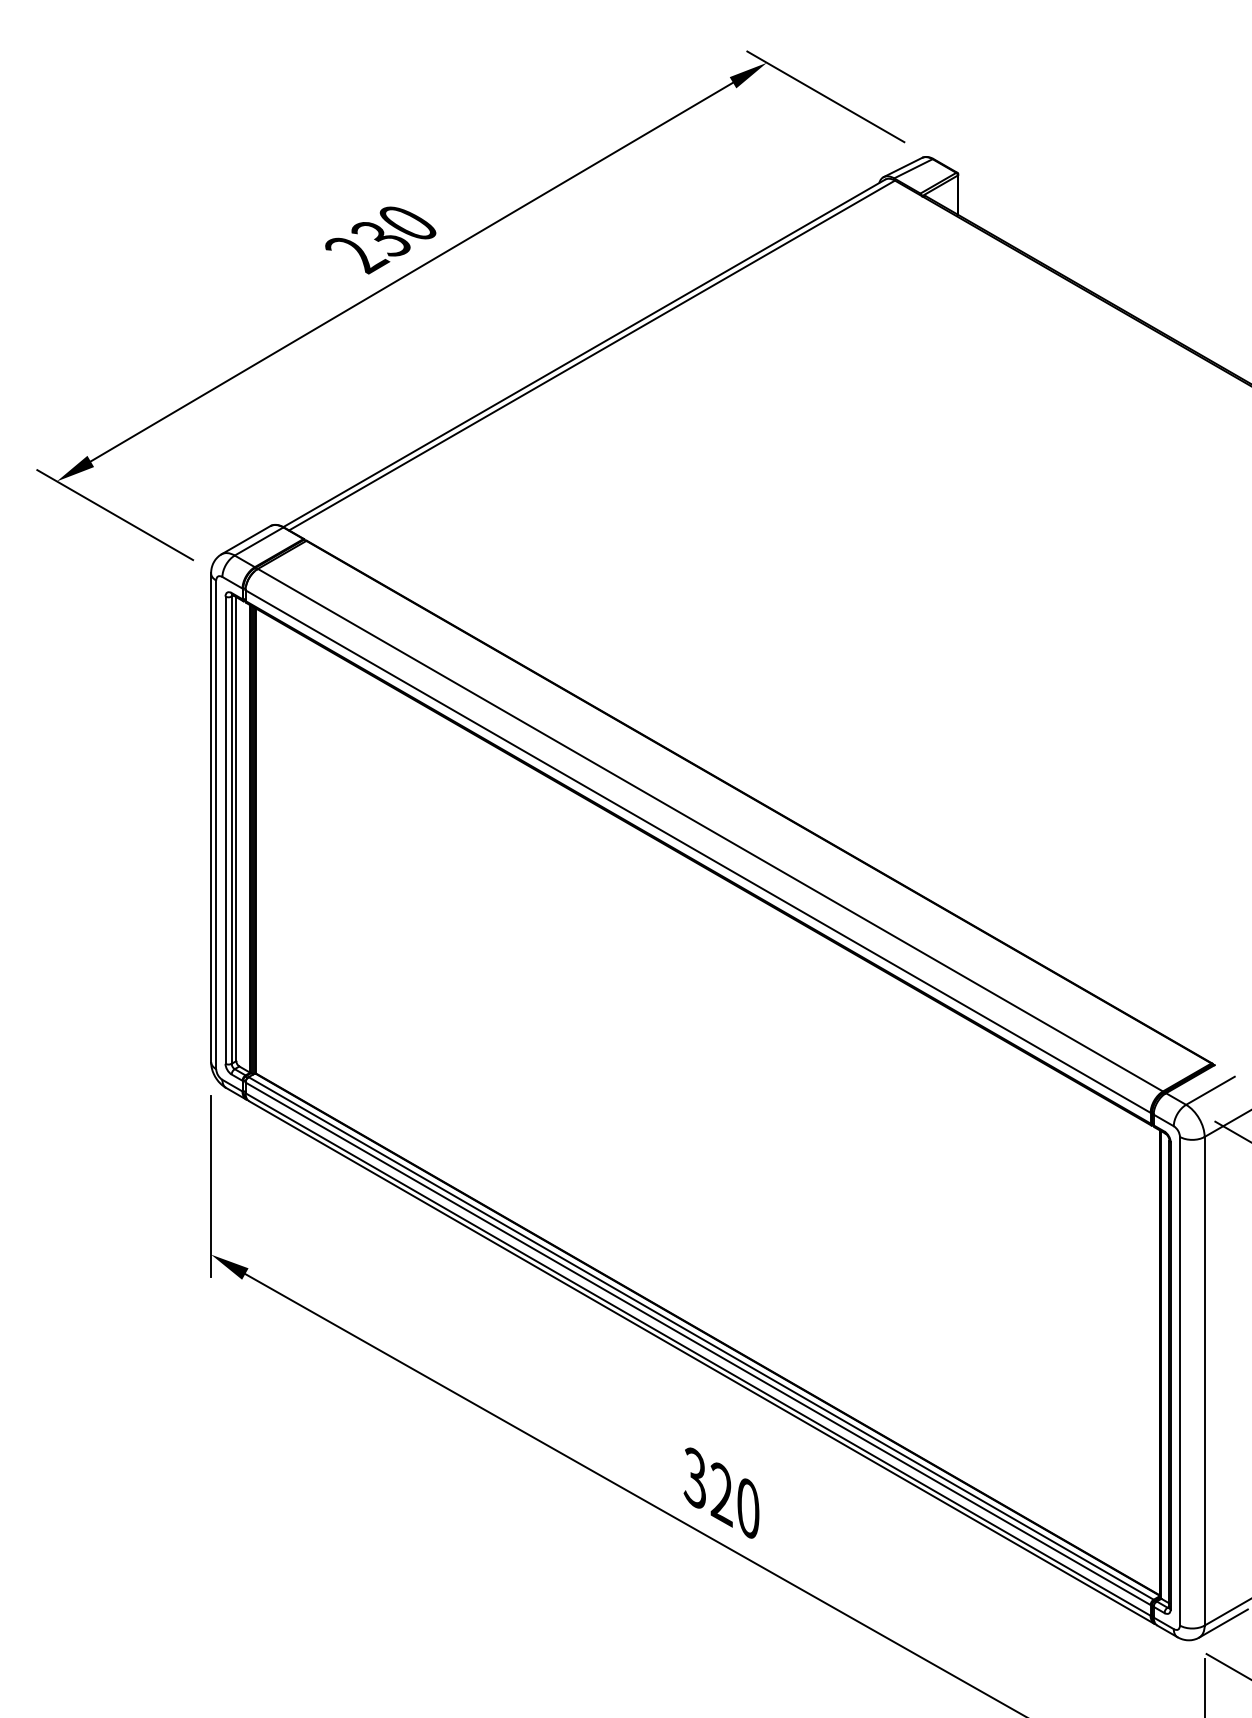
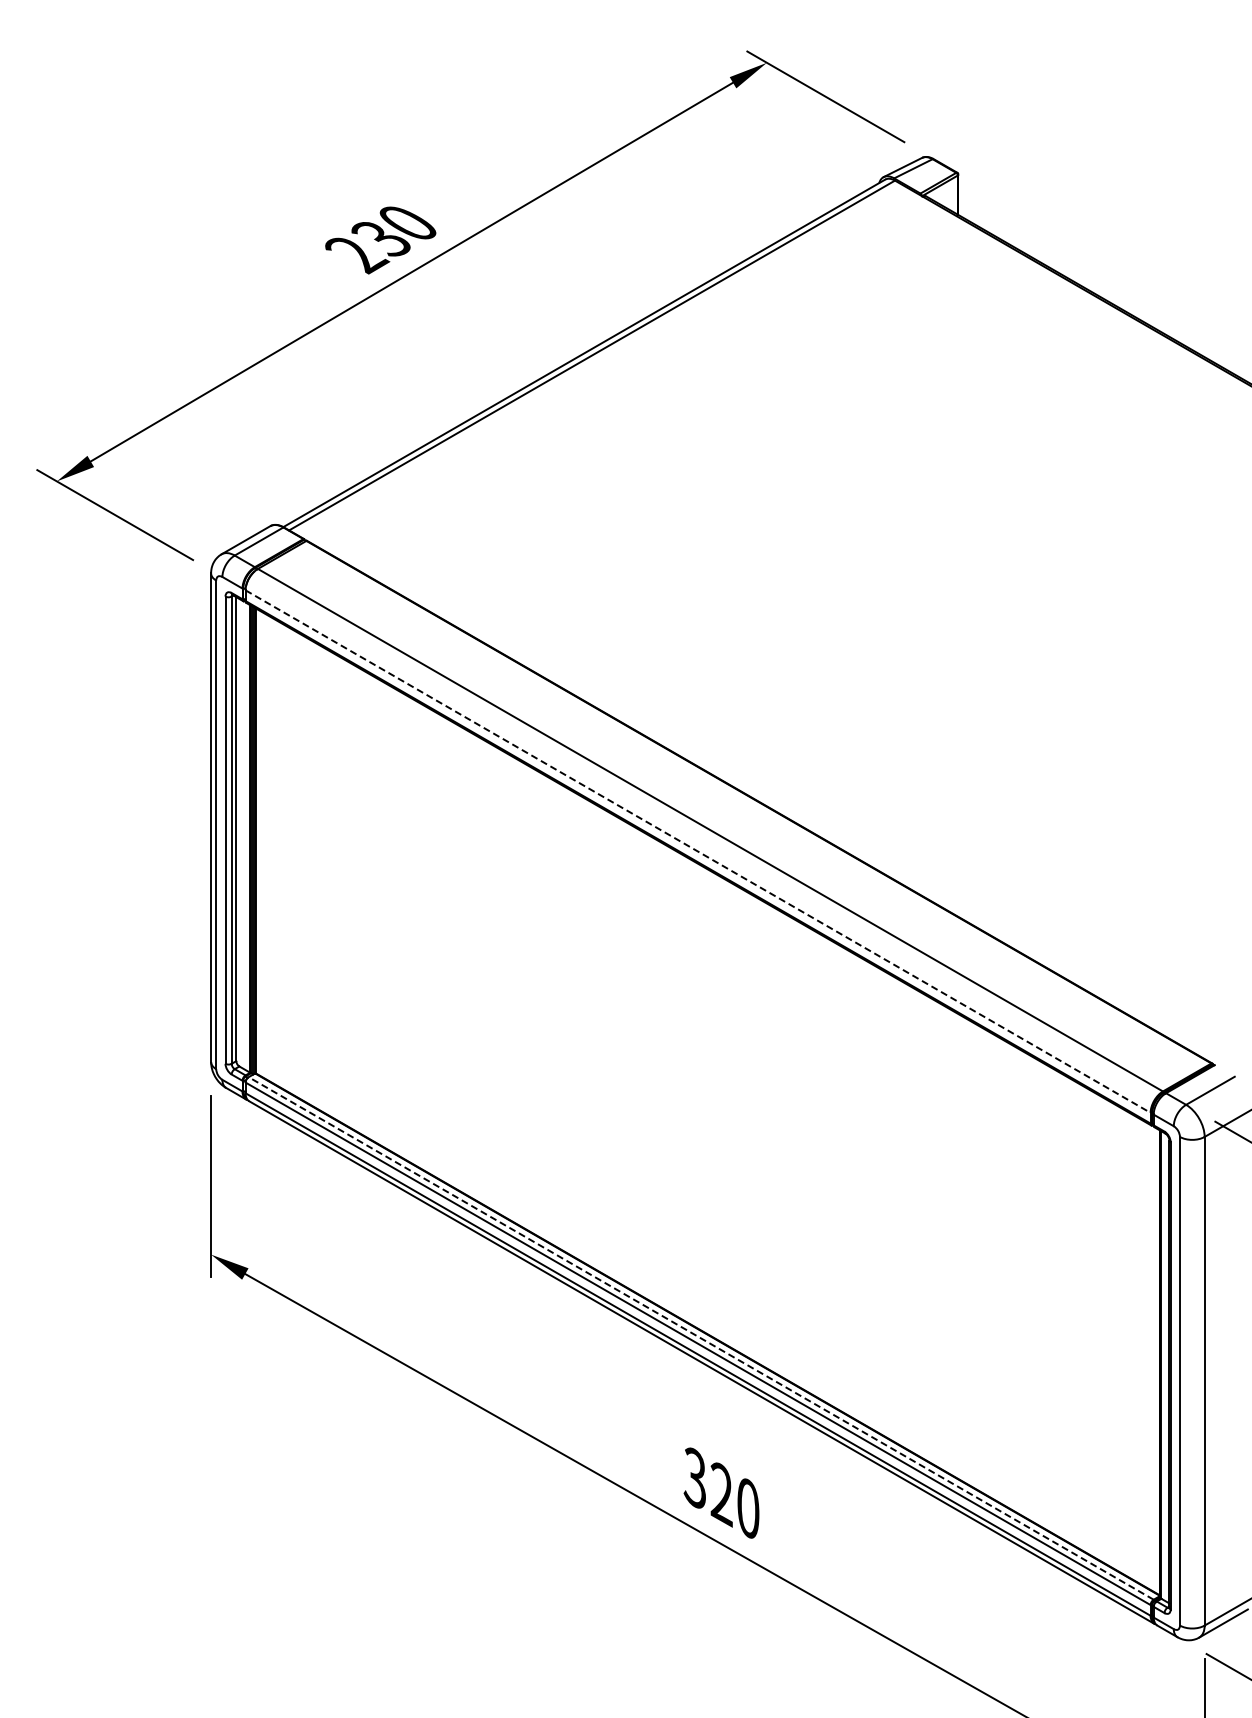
line: solid -> dashed (698, 851)
line: solid -> dashed (701, 1338)
